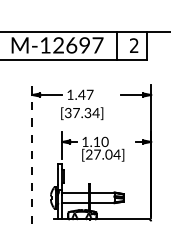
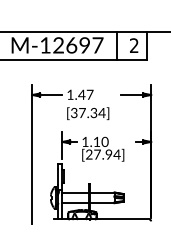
text position: (82, 113) -> (88, 113) (88, 113)
line: dashed -> solid (32, 153)
text: [27.04] -> [27.94] (108, 155)
